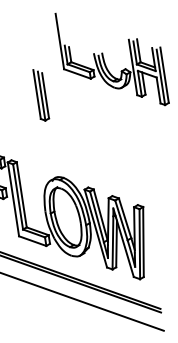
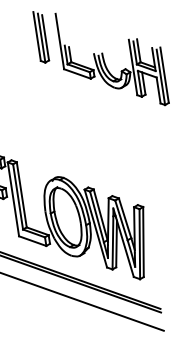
part position: (41, 95) -> (41, 37) (41, 37)
